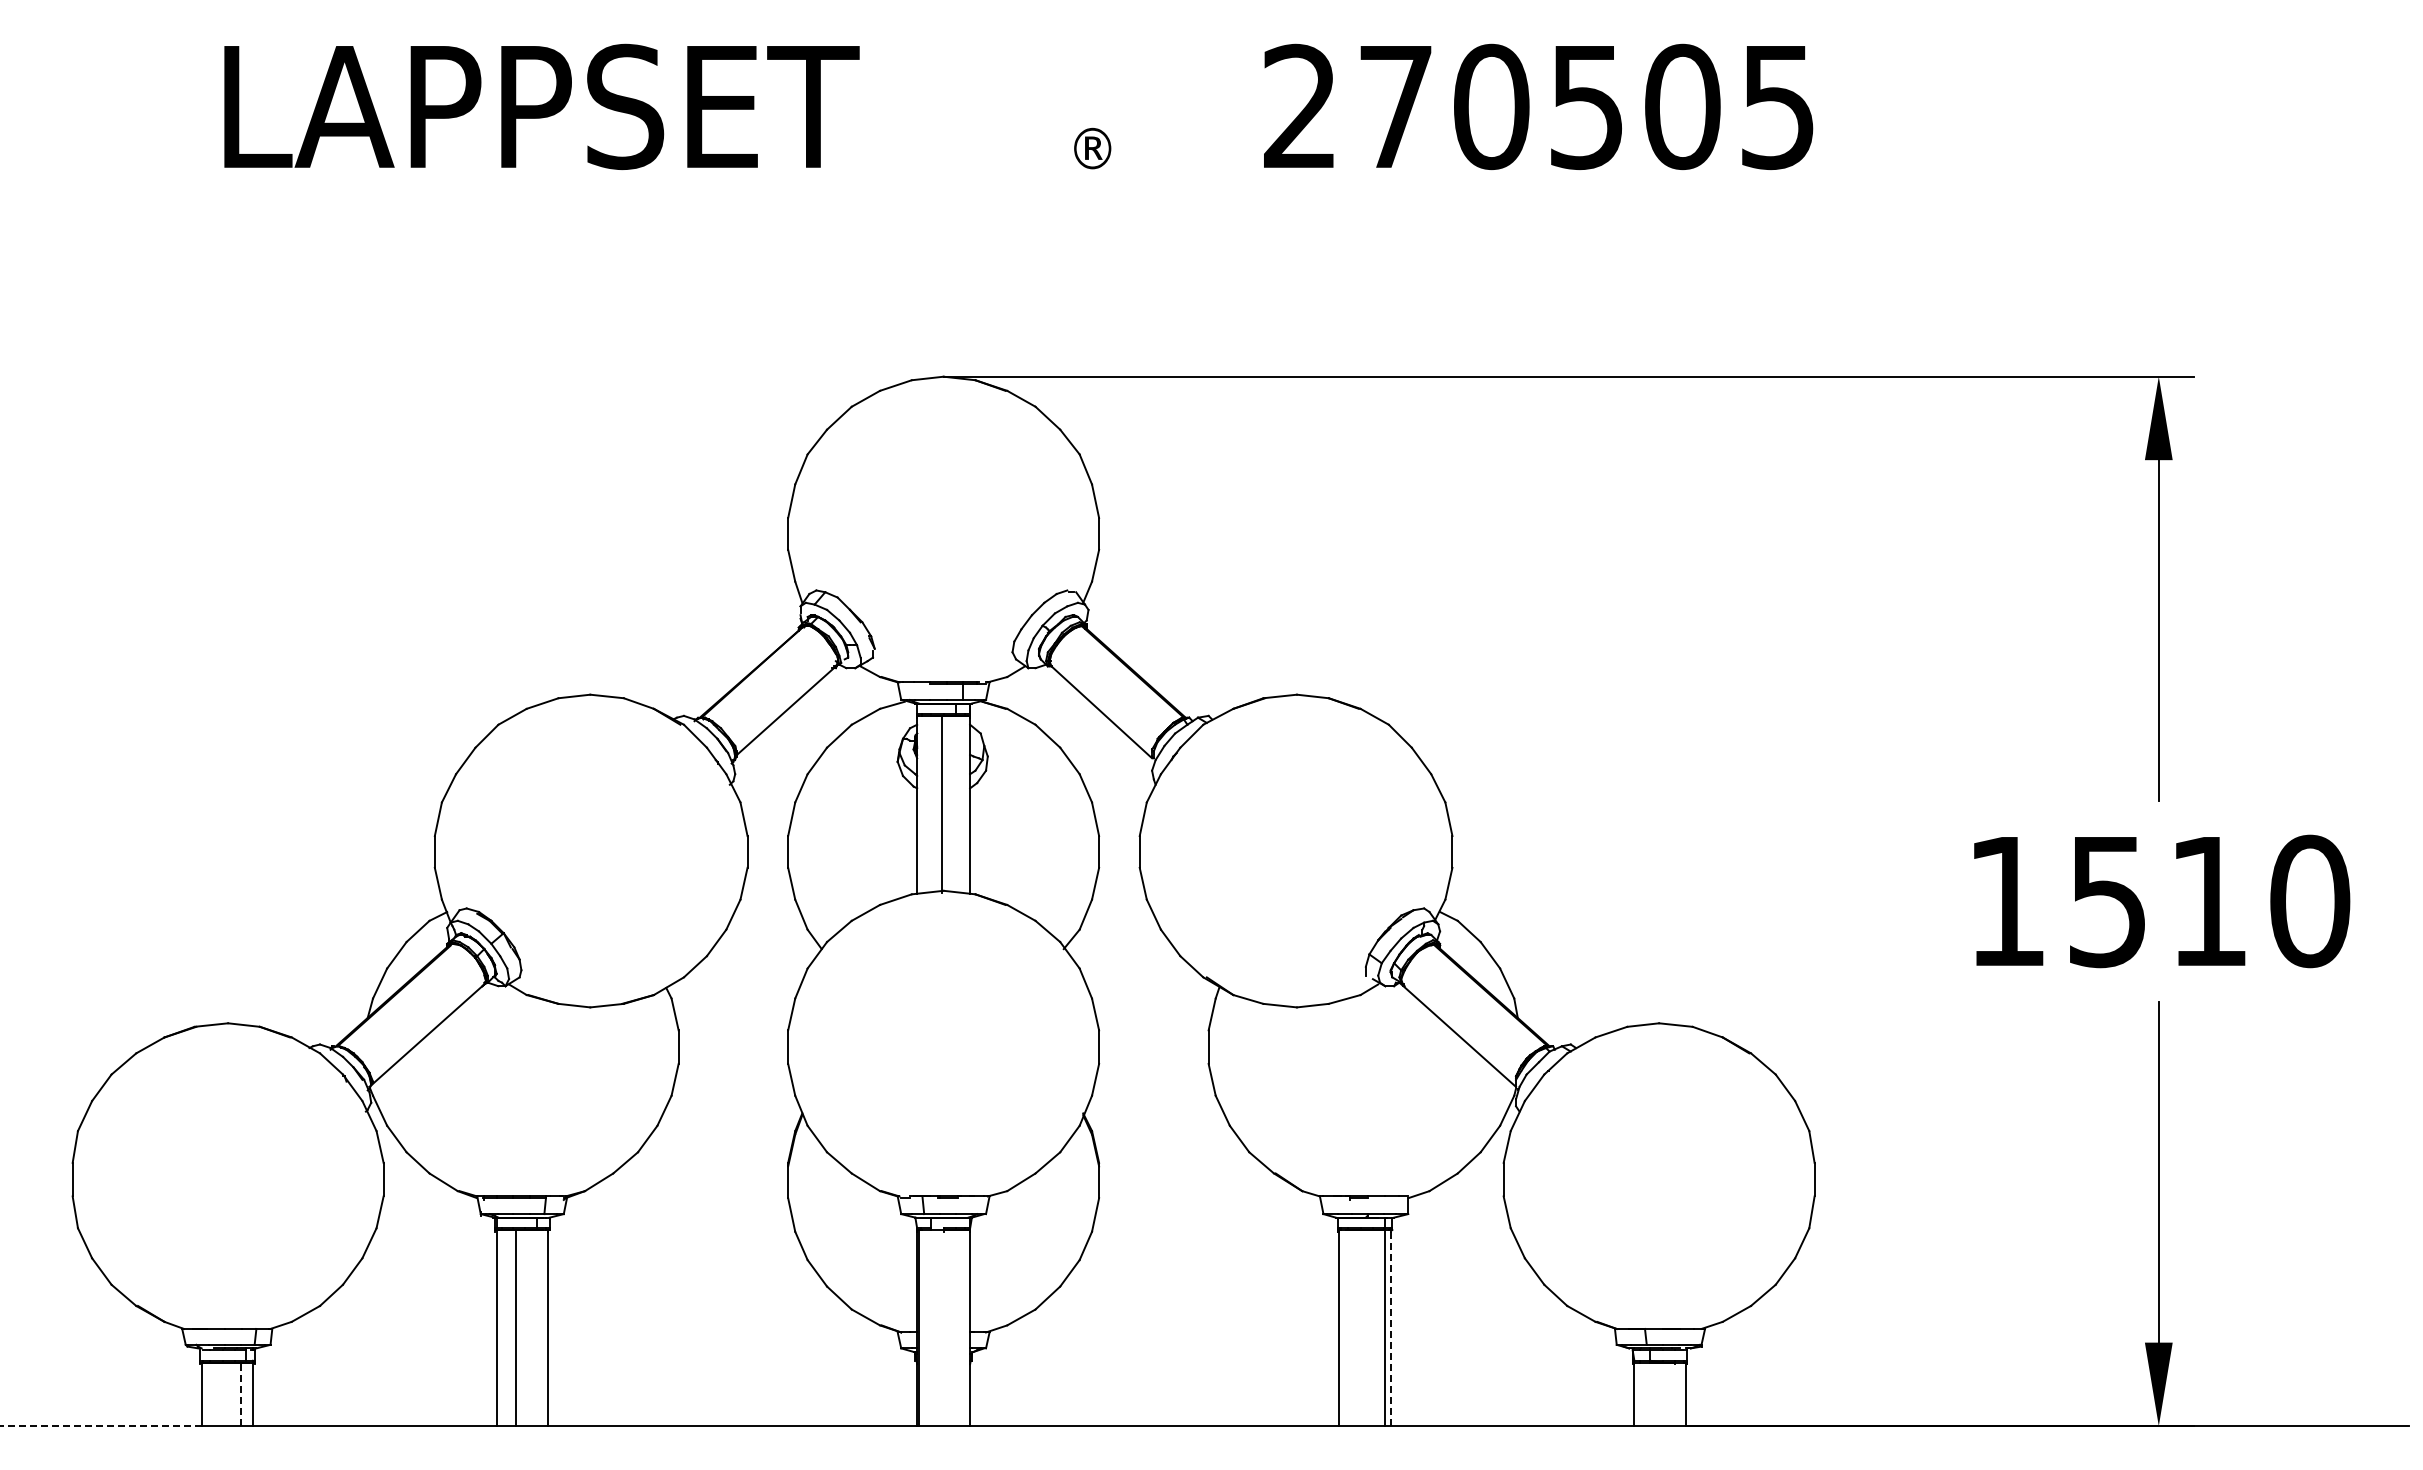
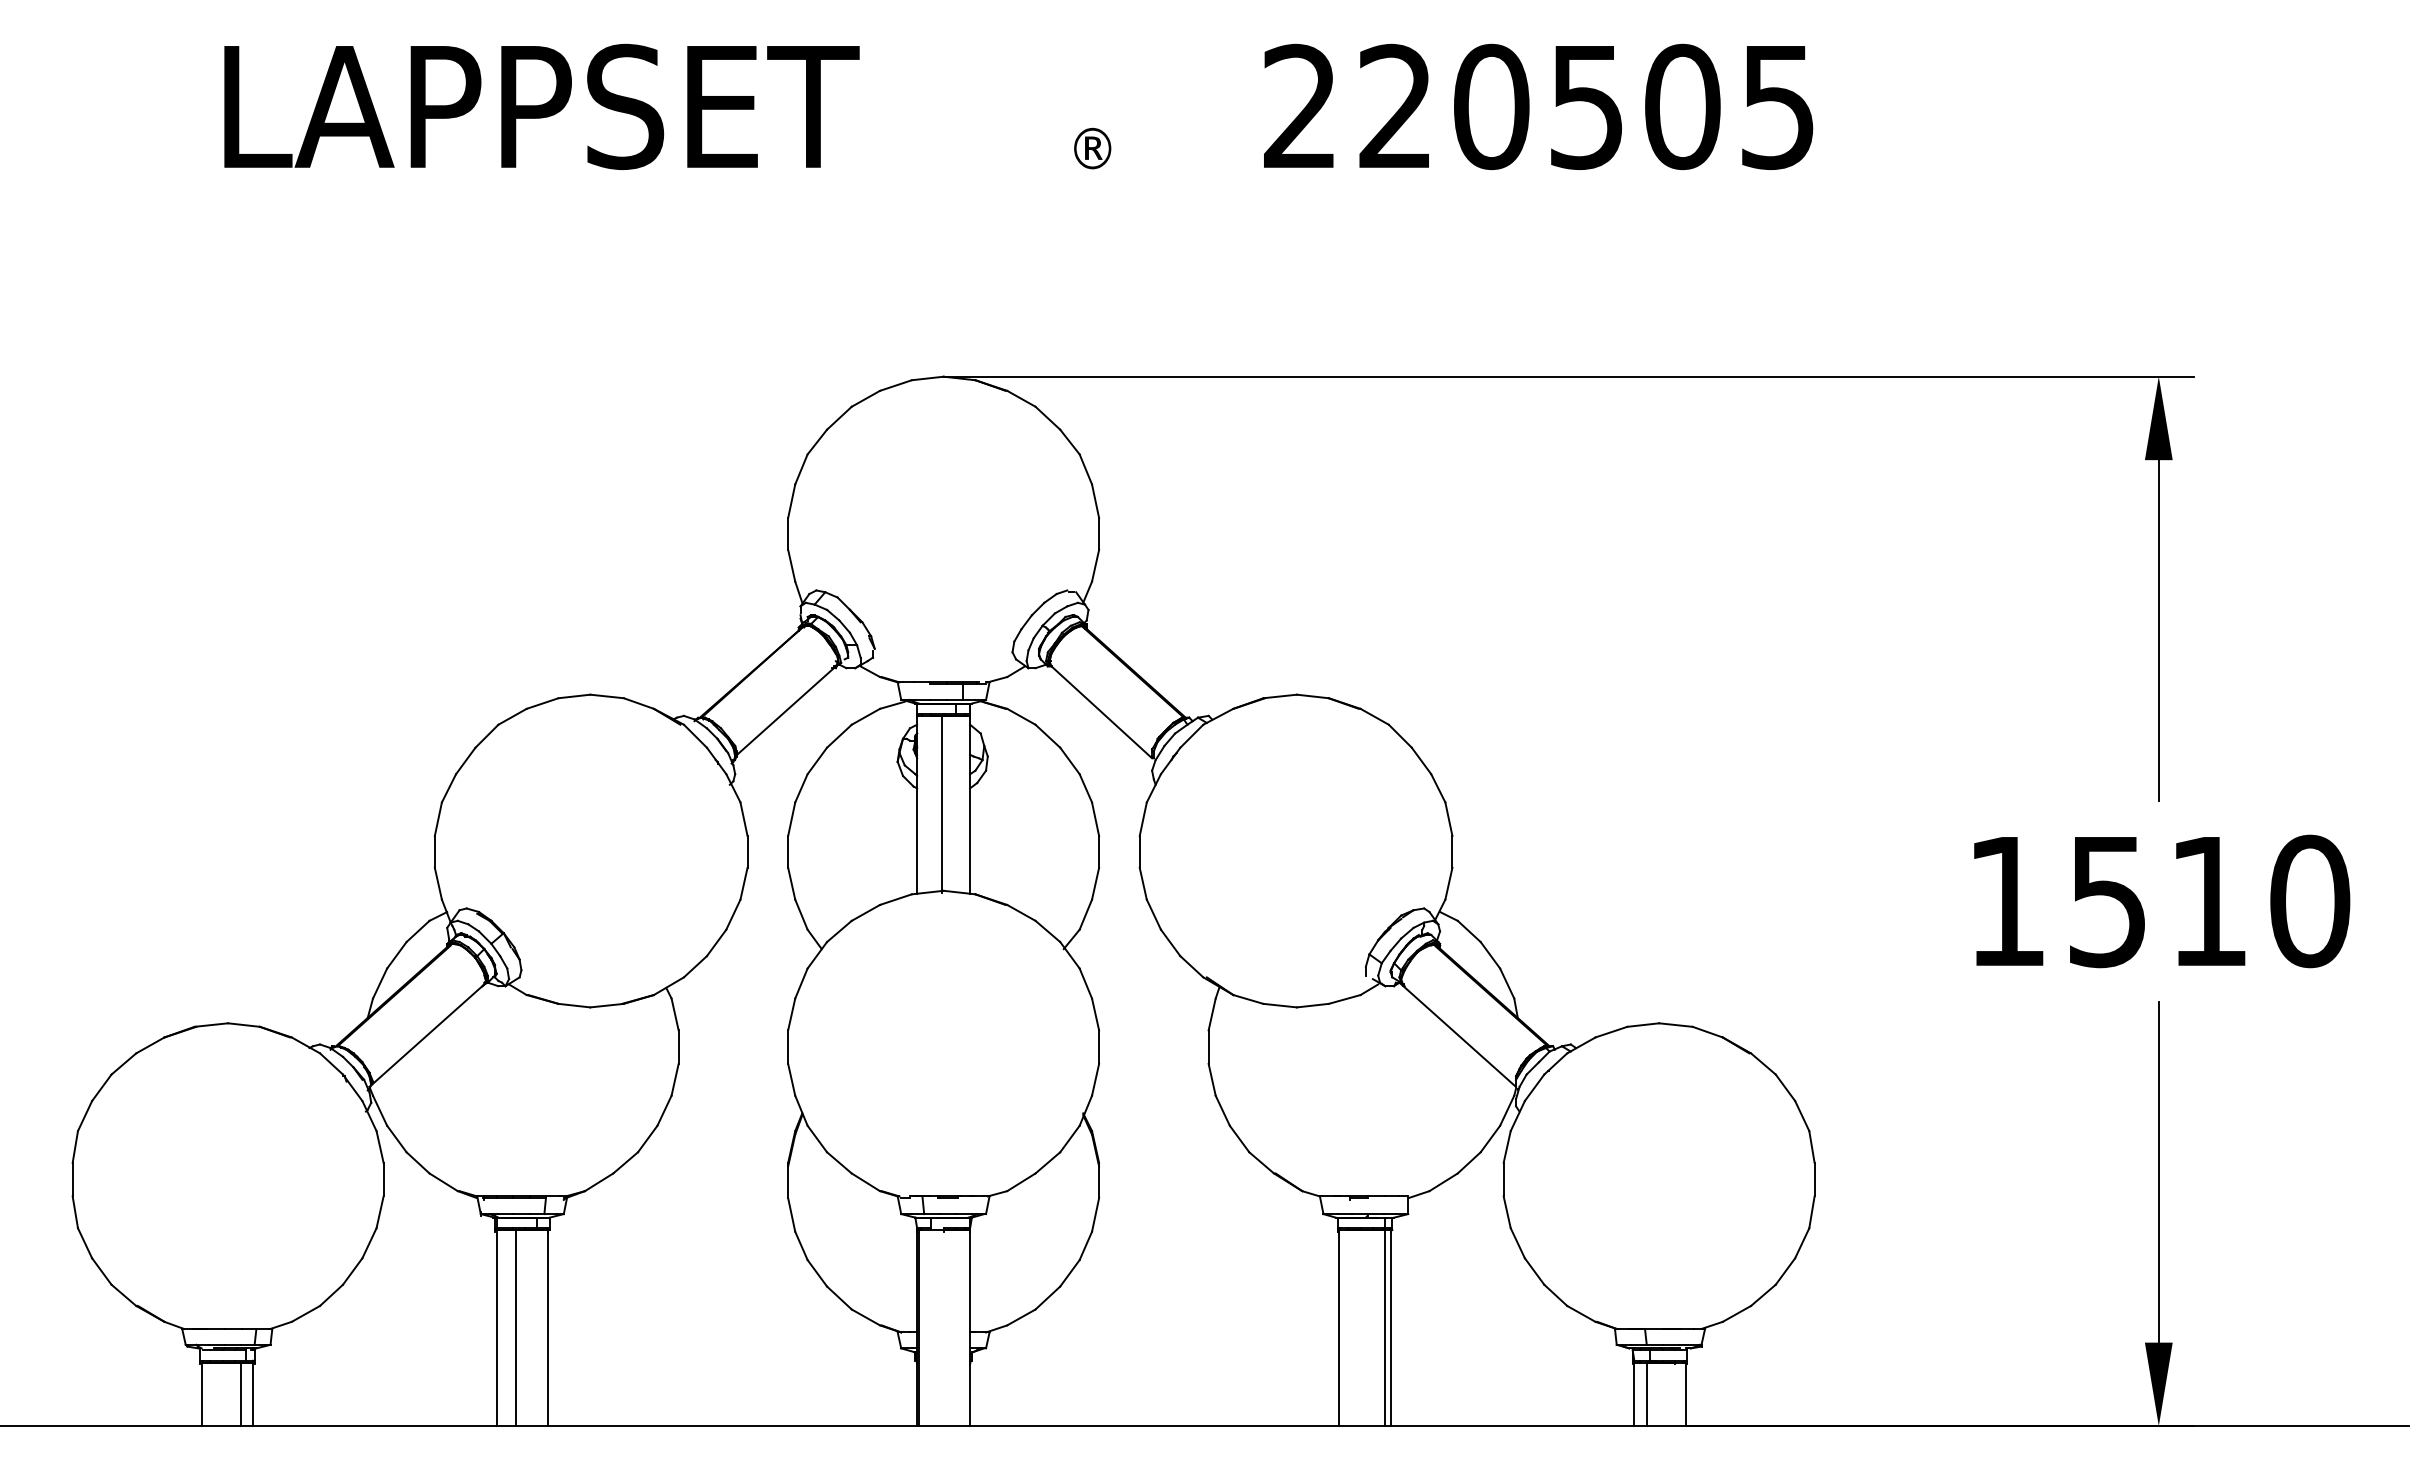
text: 270505 -> 220505 (1395, 105)
line: dashed -> solid (1390, 1327)
line: dashed -> solid (240, 1394)
line: none -> present (1646, 1394)
line: dashed -> solid (100, 1426)
